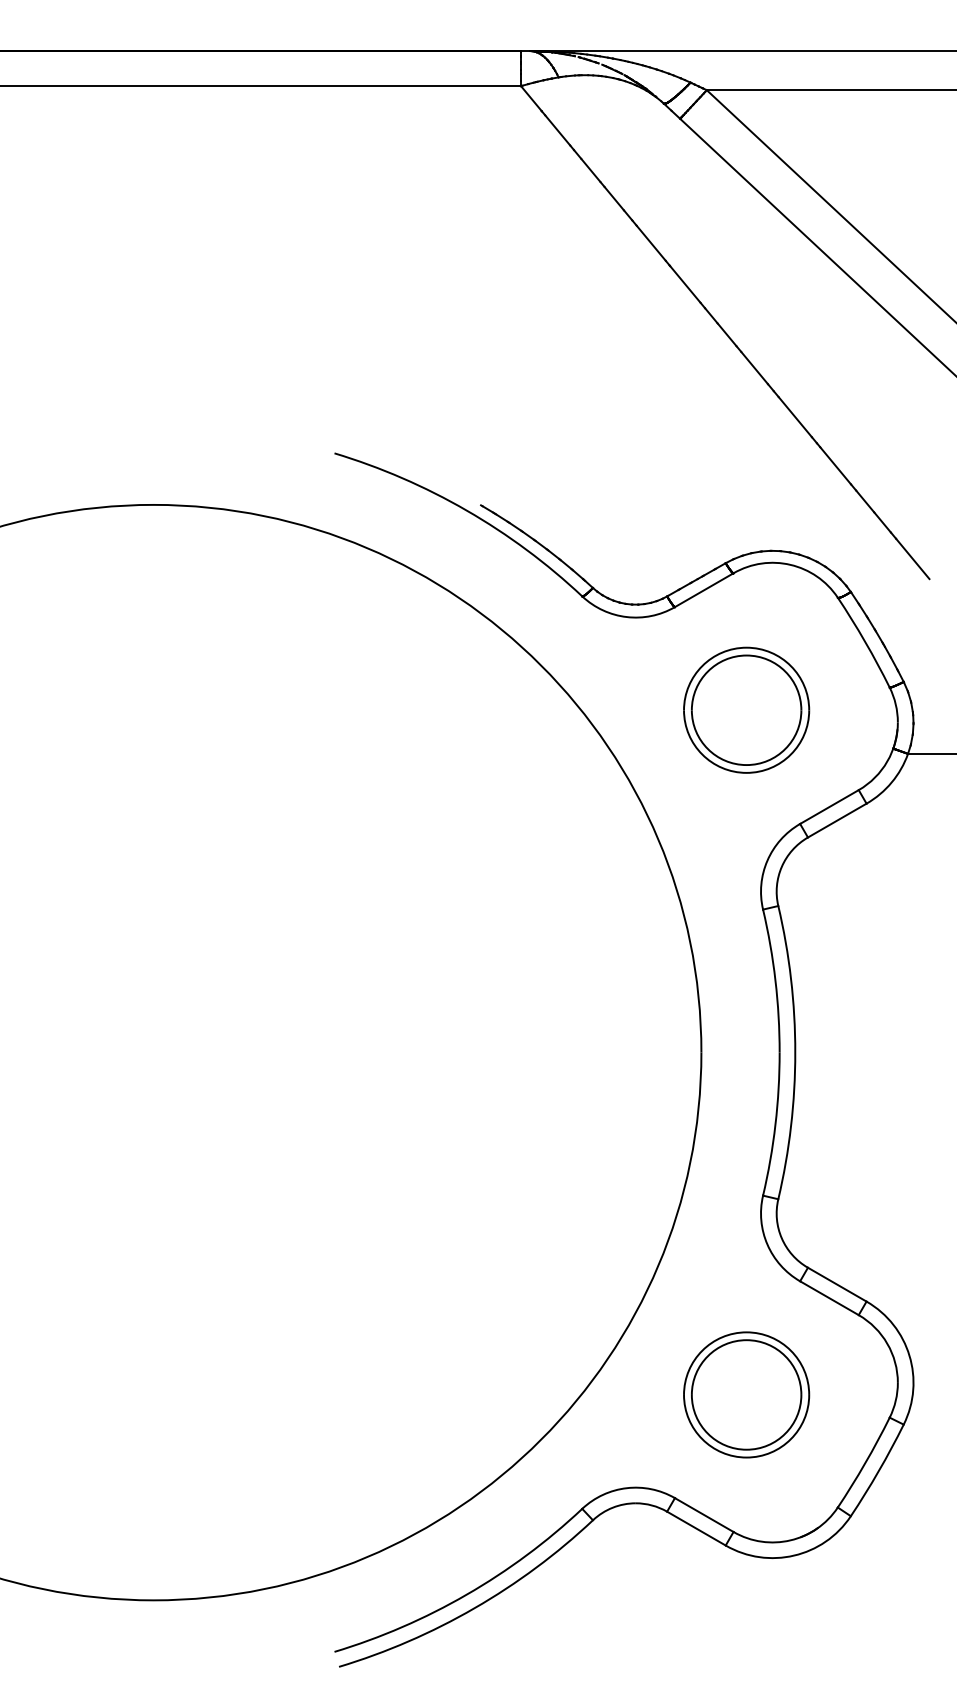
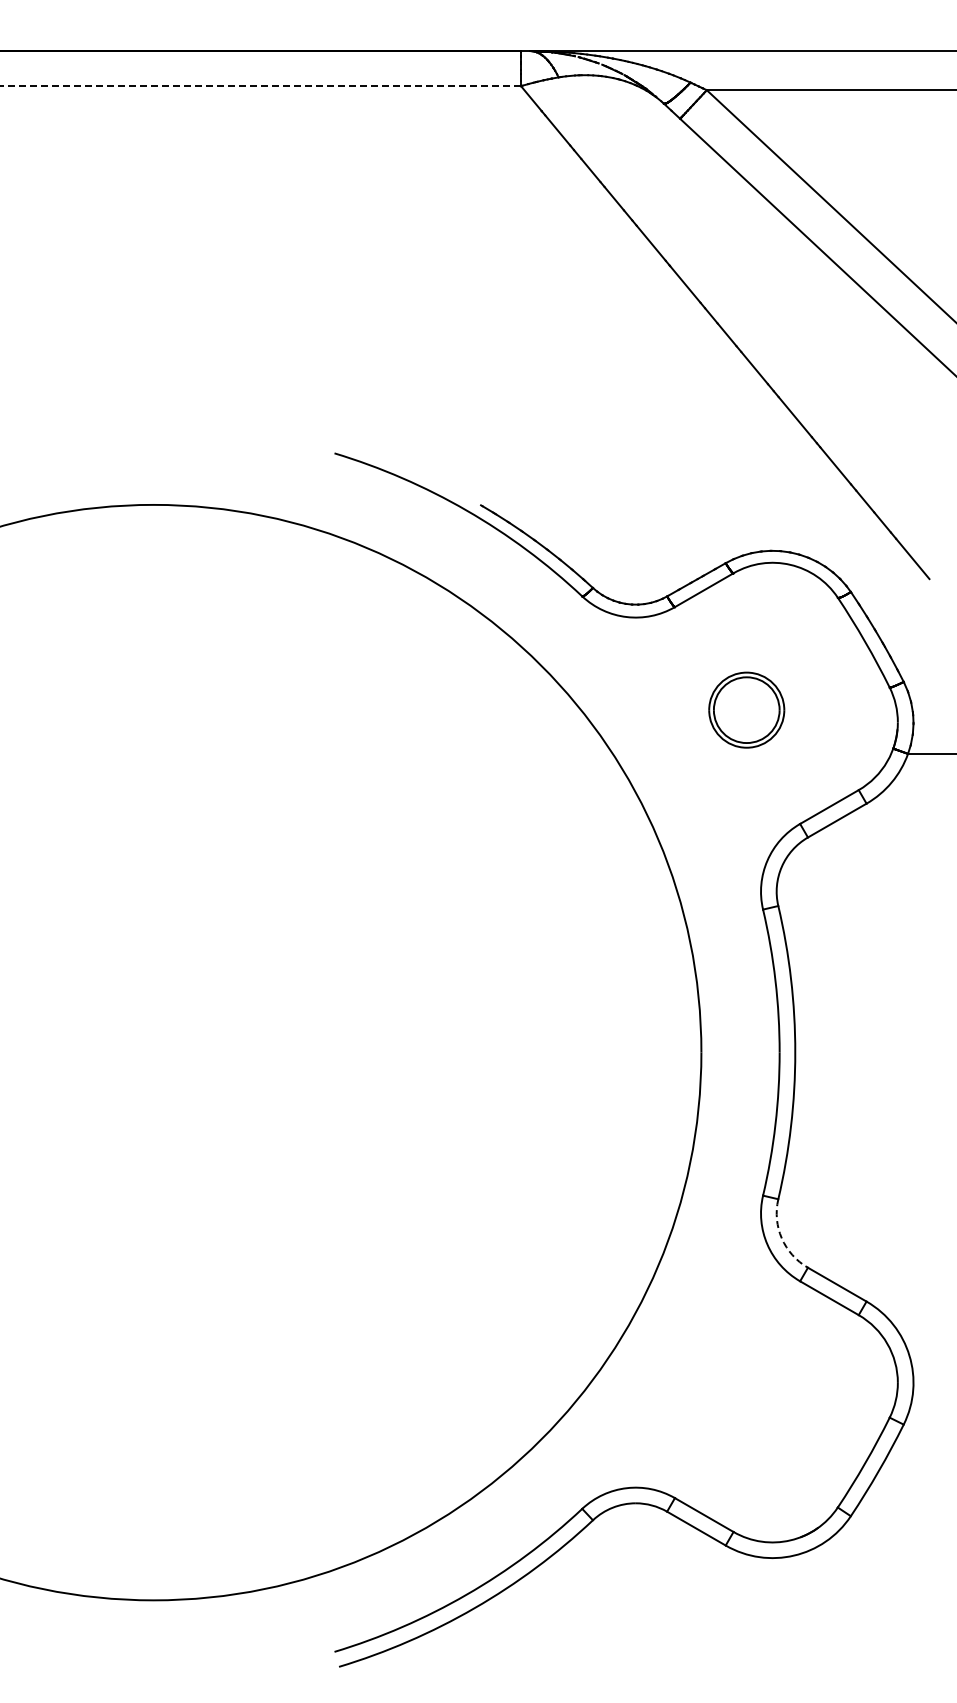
line: solid -> dashed (260, 86)
part size: 128x128 px -> 78x78 px (746, 709)
arc: solid -> dashed (781, 1238)
part: present -> none (746, 1394)
